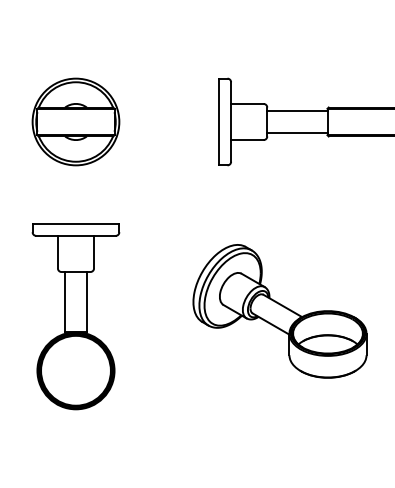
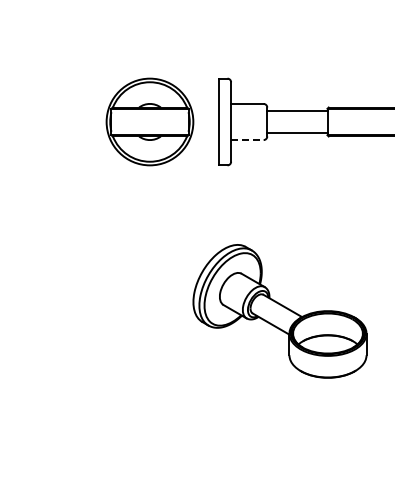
part position: (75, 121) -> (149, 121) (149, 121)
line: solid -> dashed (247, 140)
part: present -> none (75, 316)
